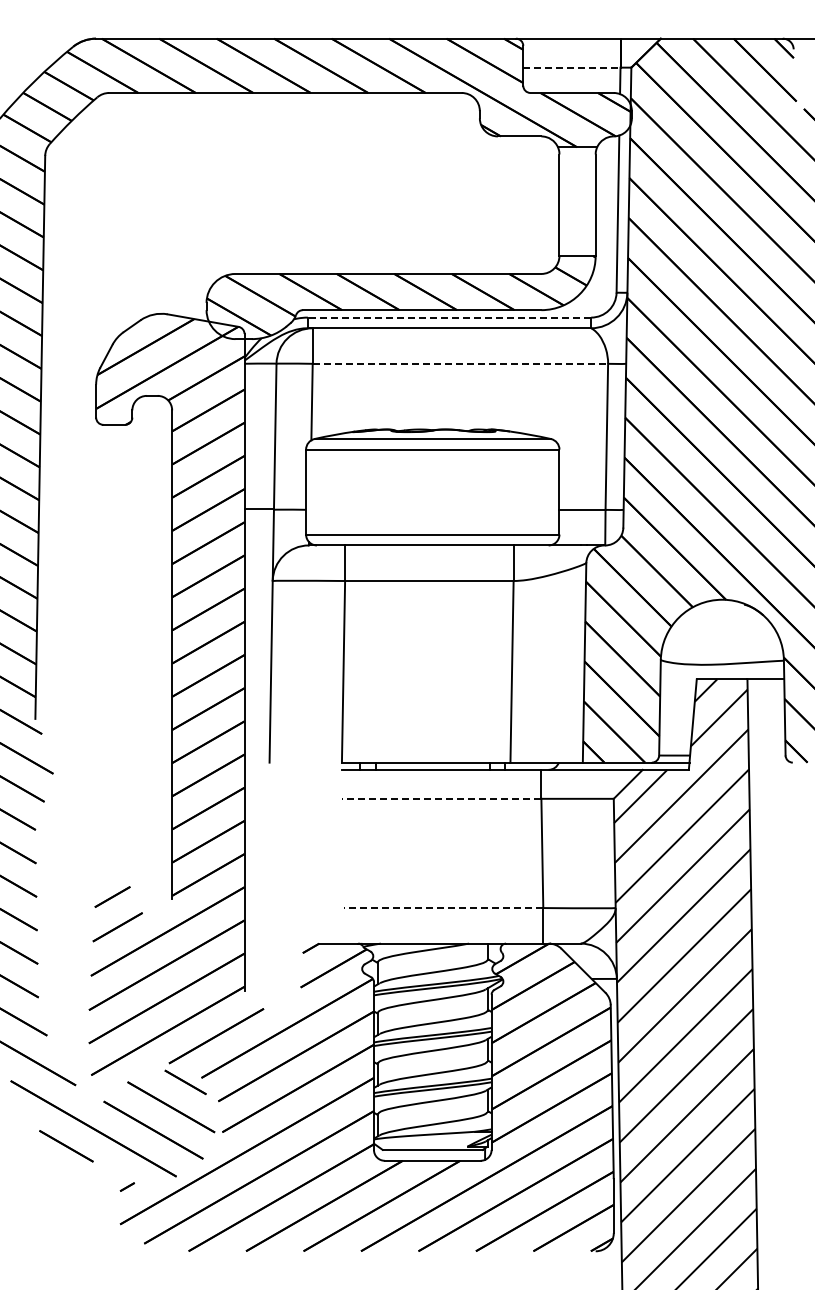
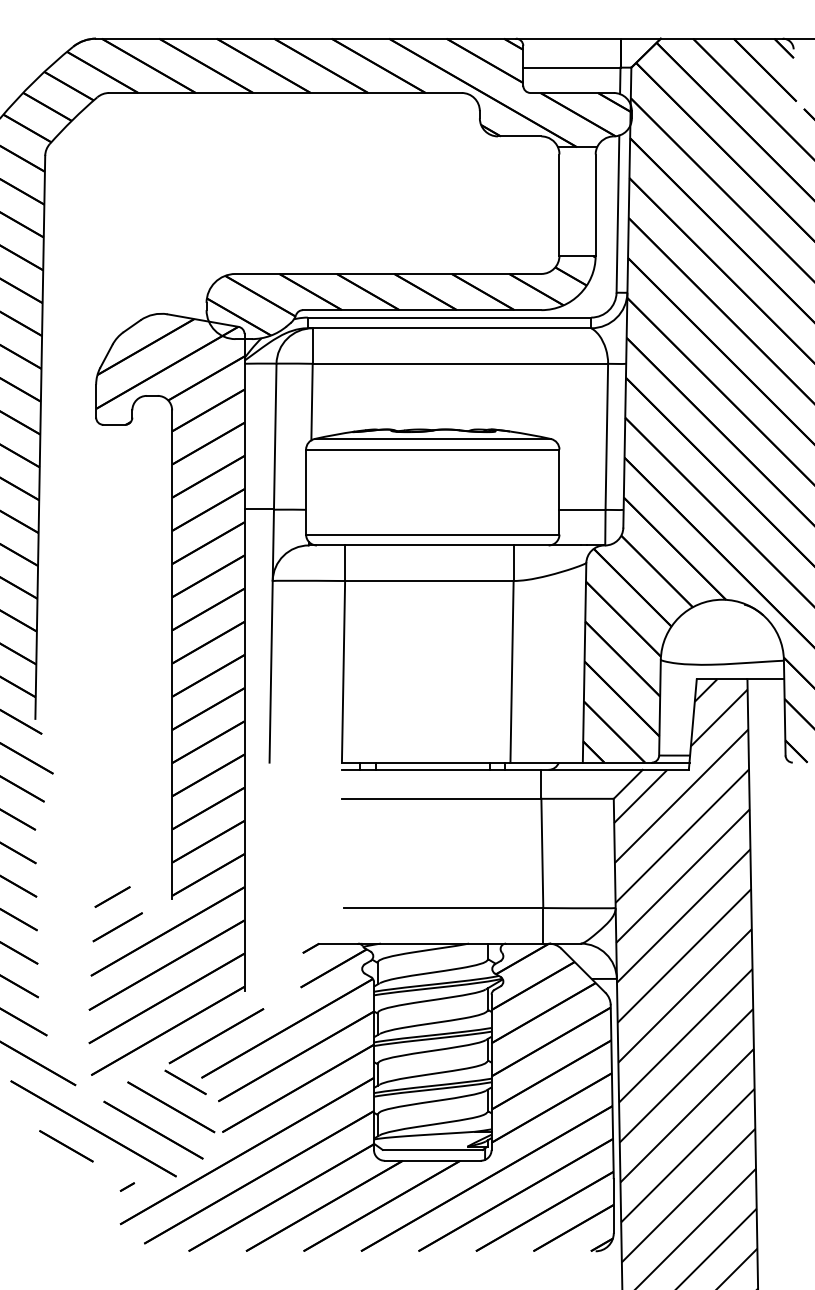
line: dashed -> solid (571, 67)
line: dashed -> solid (449, 317)
line: dashed -> solid (460, 363)
line: dashed -> solid (441, 798)
line: dashed -> solid (443, 908)
